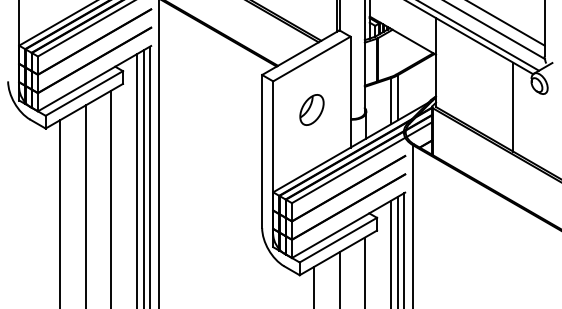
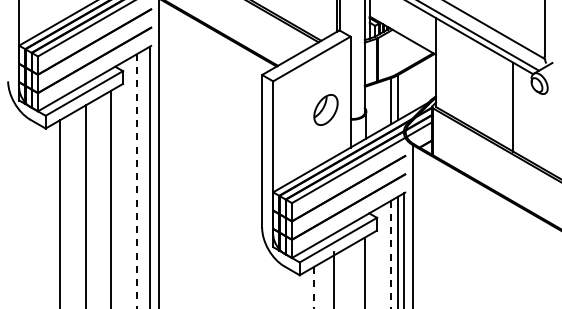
line: present -> none (506, 23)
part position: (311, 109) -> (325, 109) (325, 109)
line: present -> none (143, 177)
line: solid -> dashed (137, 181)
line: solid -> dashed (391, 254)
line position: (340, 278) -> (334, 278) (334, 278)
line: solid -> dashed (313, 288)
